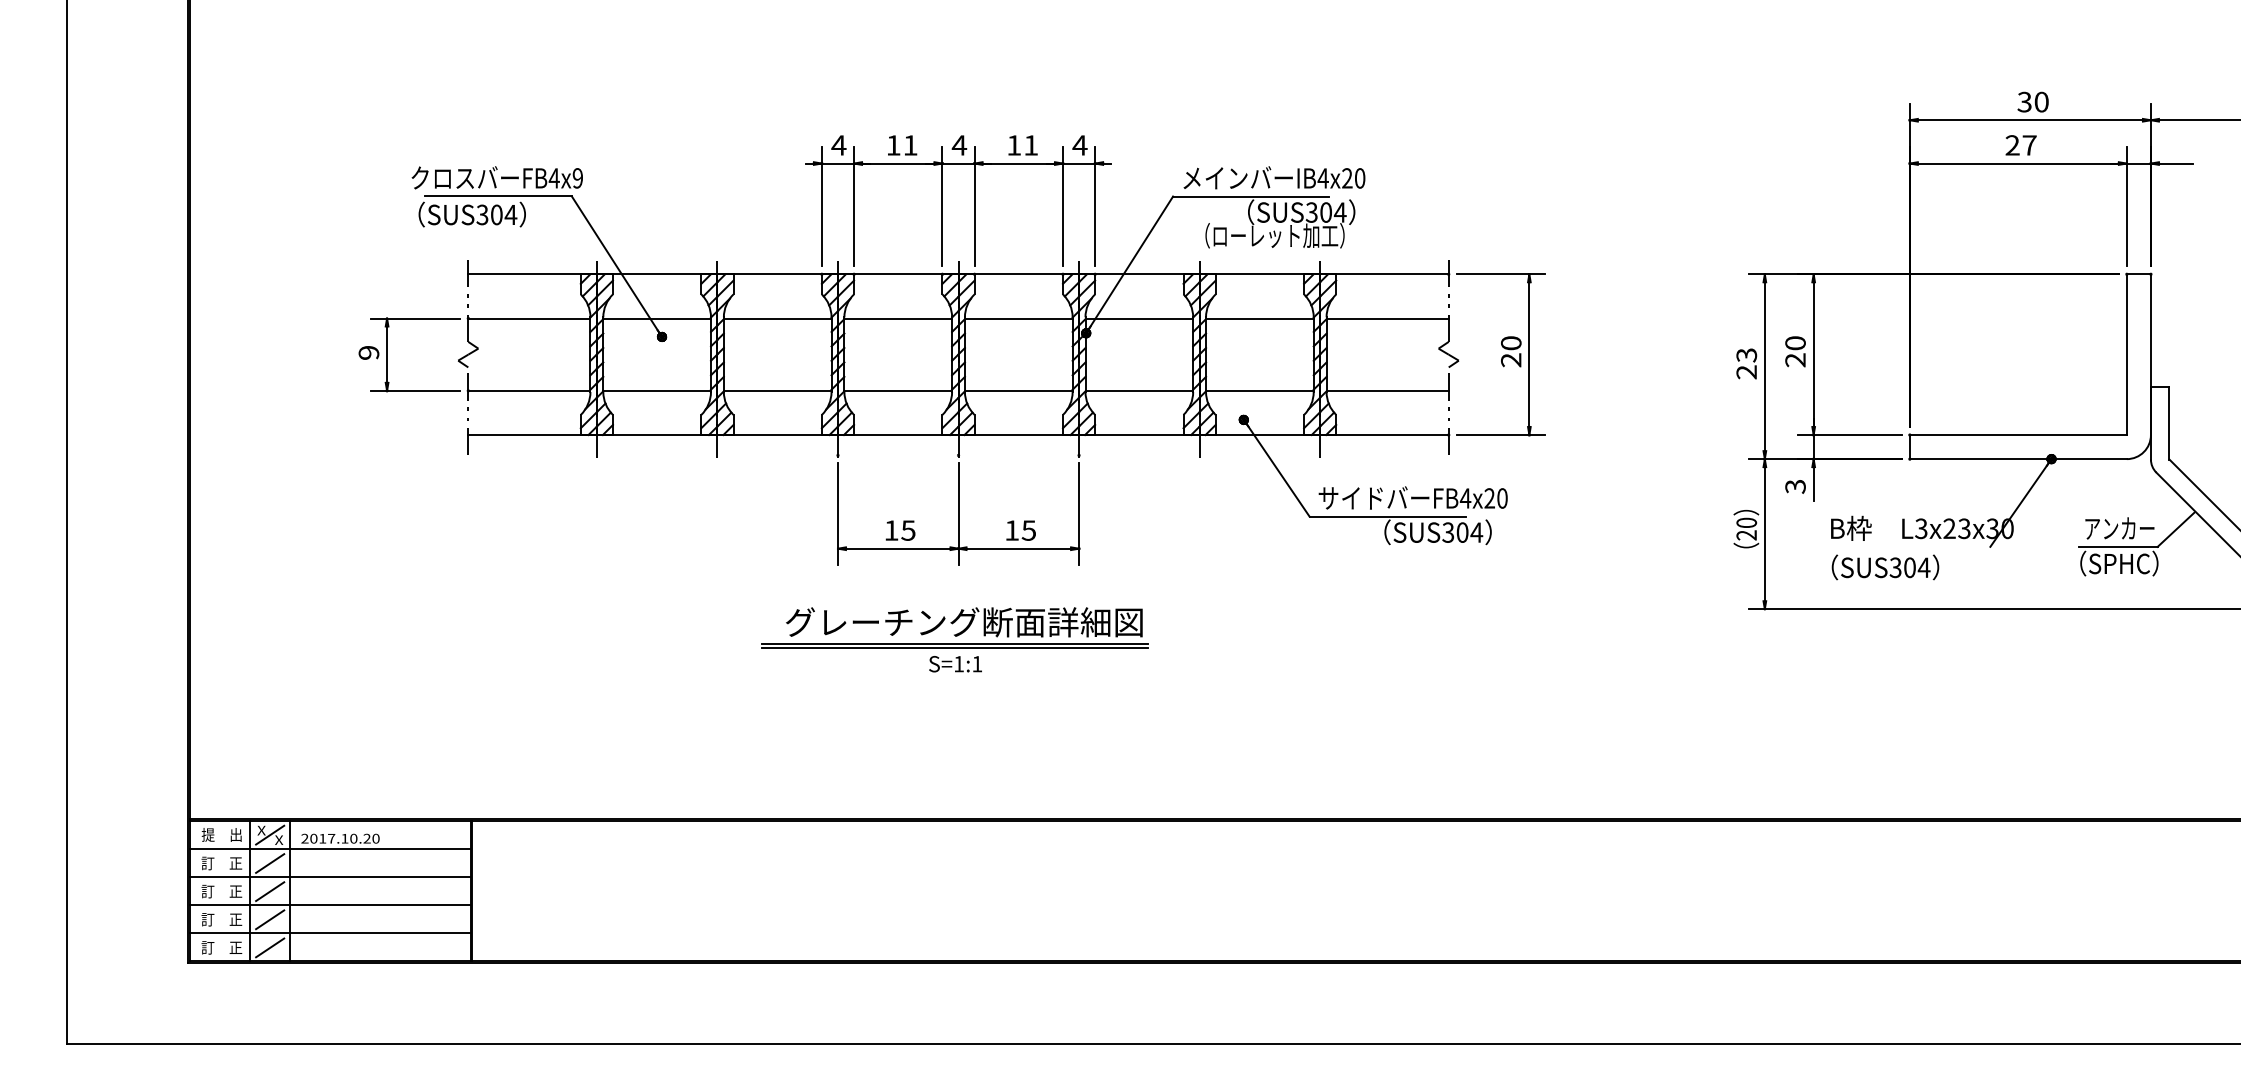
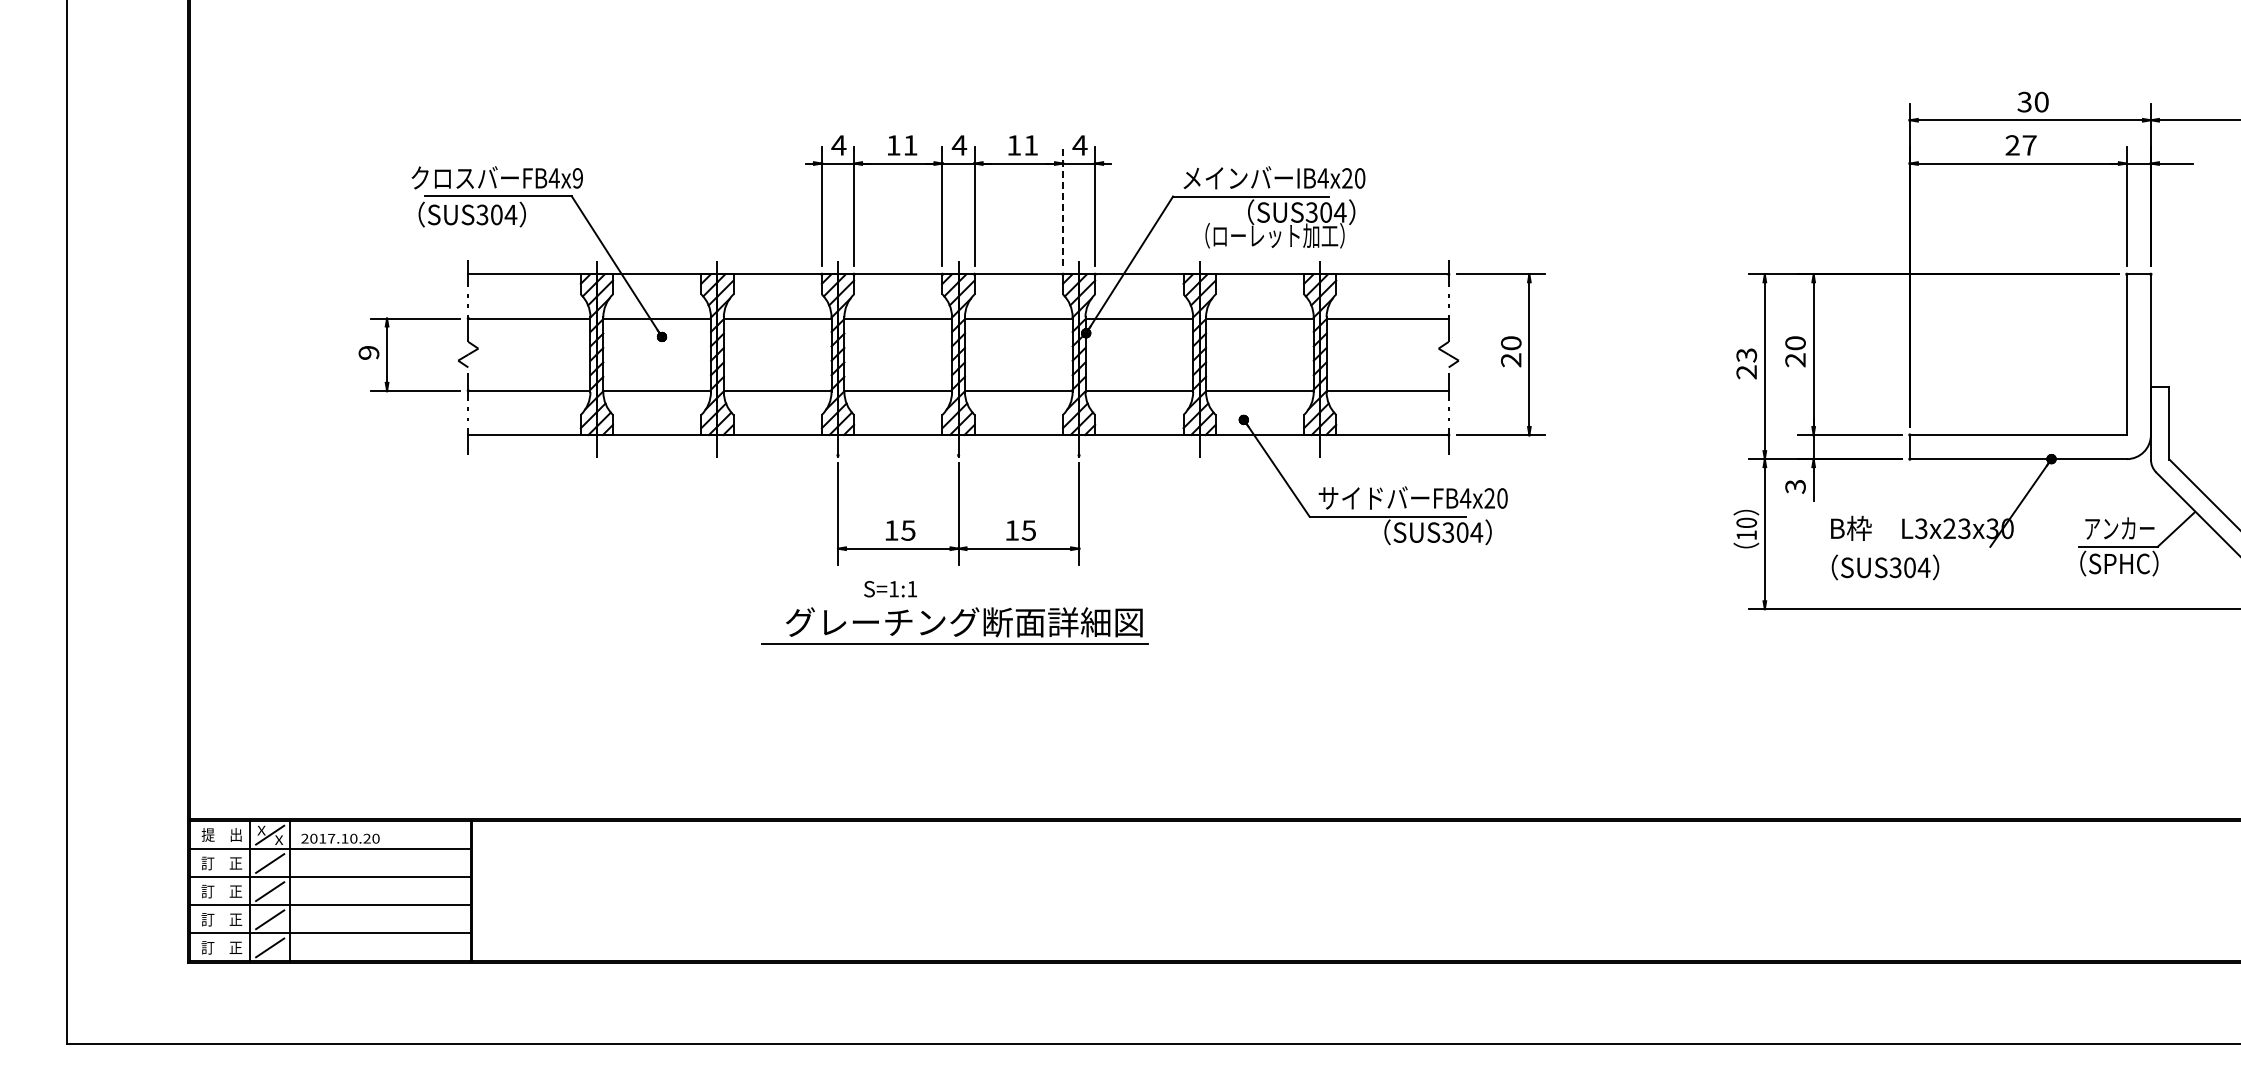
line: solid -> dashed (1063, 206)
text: 20 -> 10 (1746, 535)
line: present -> none (955, 648)
text position: (955, 664) -> (890, 589) (890, 589)
